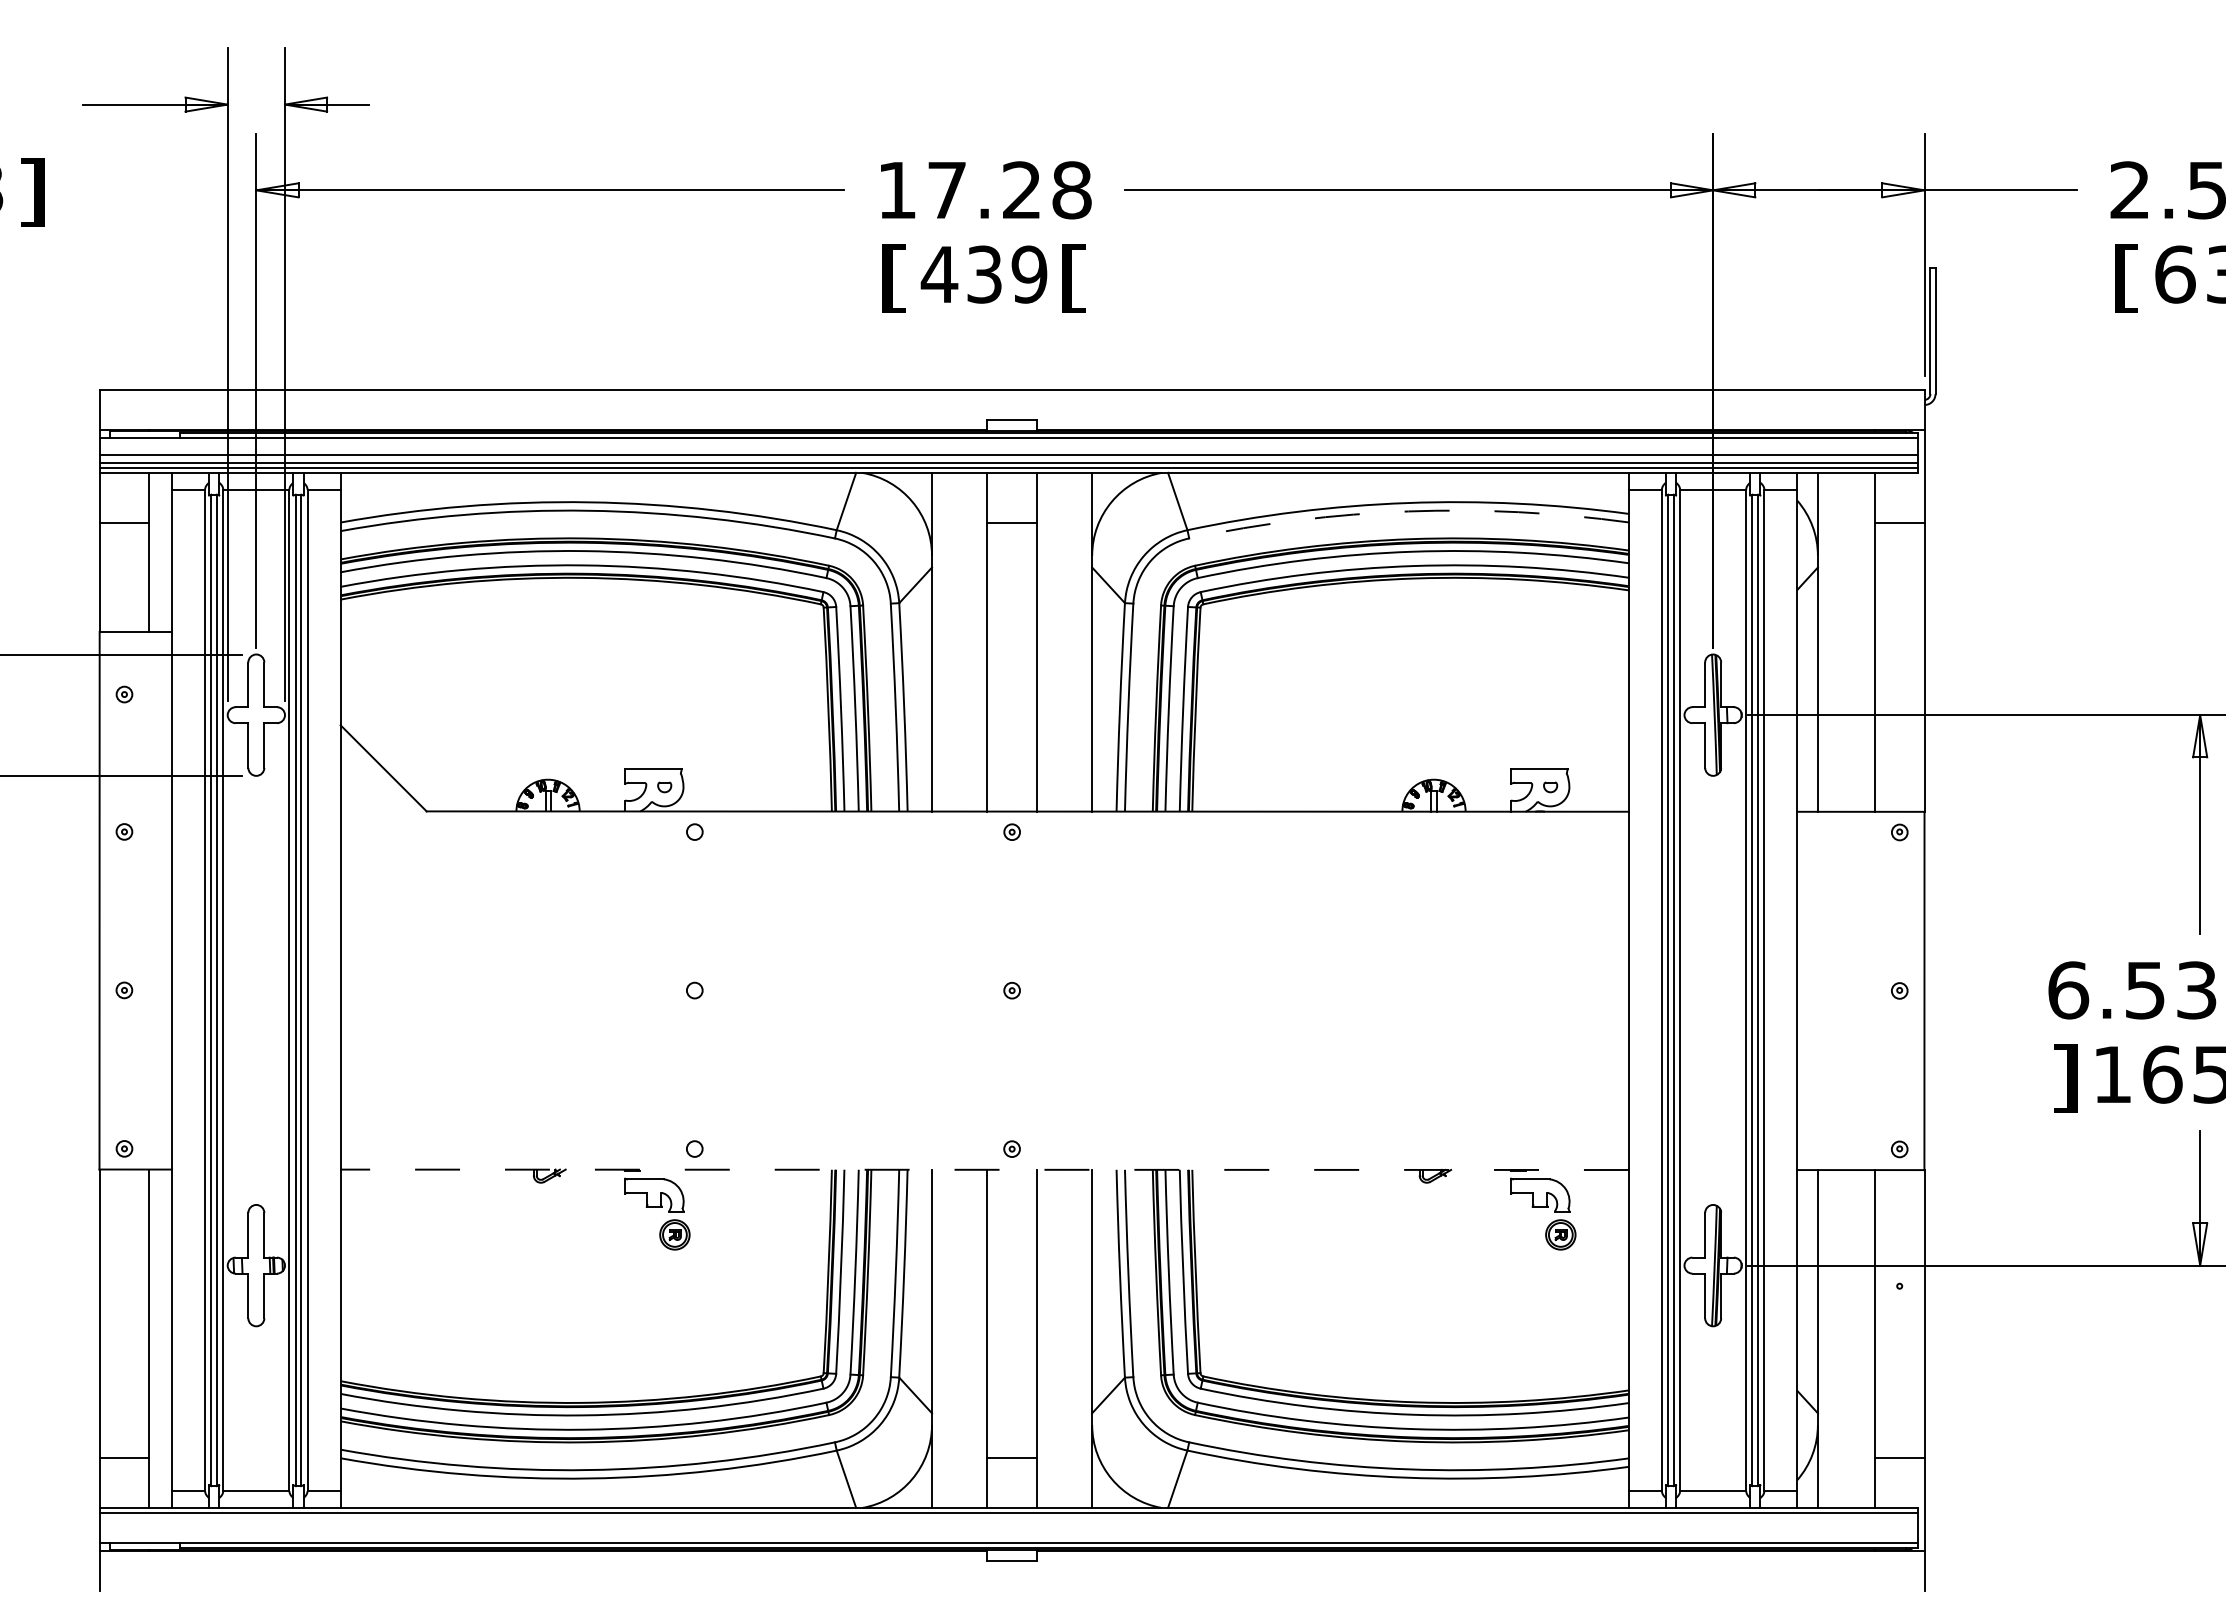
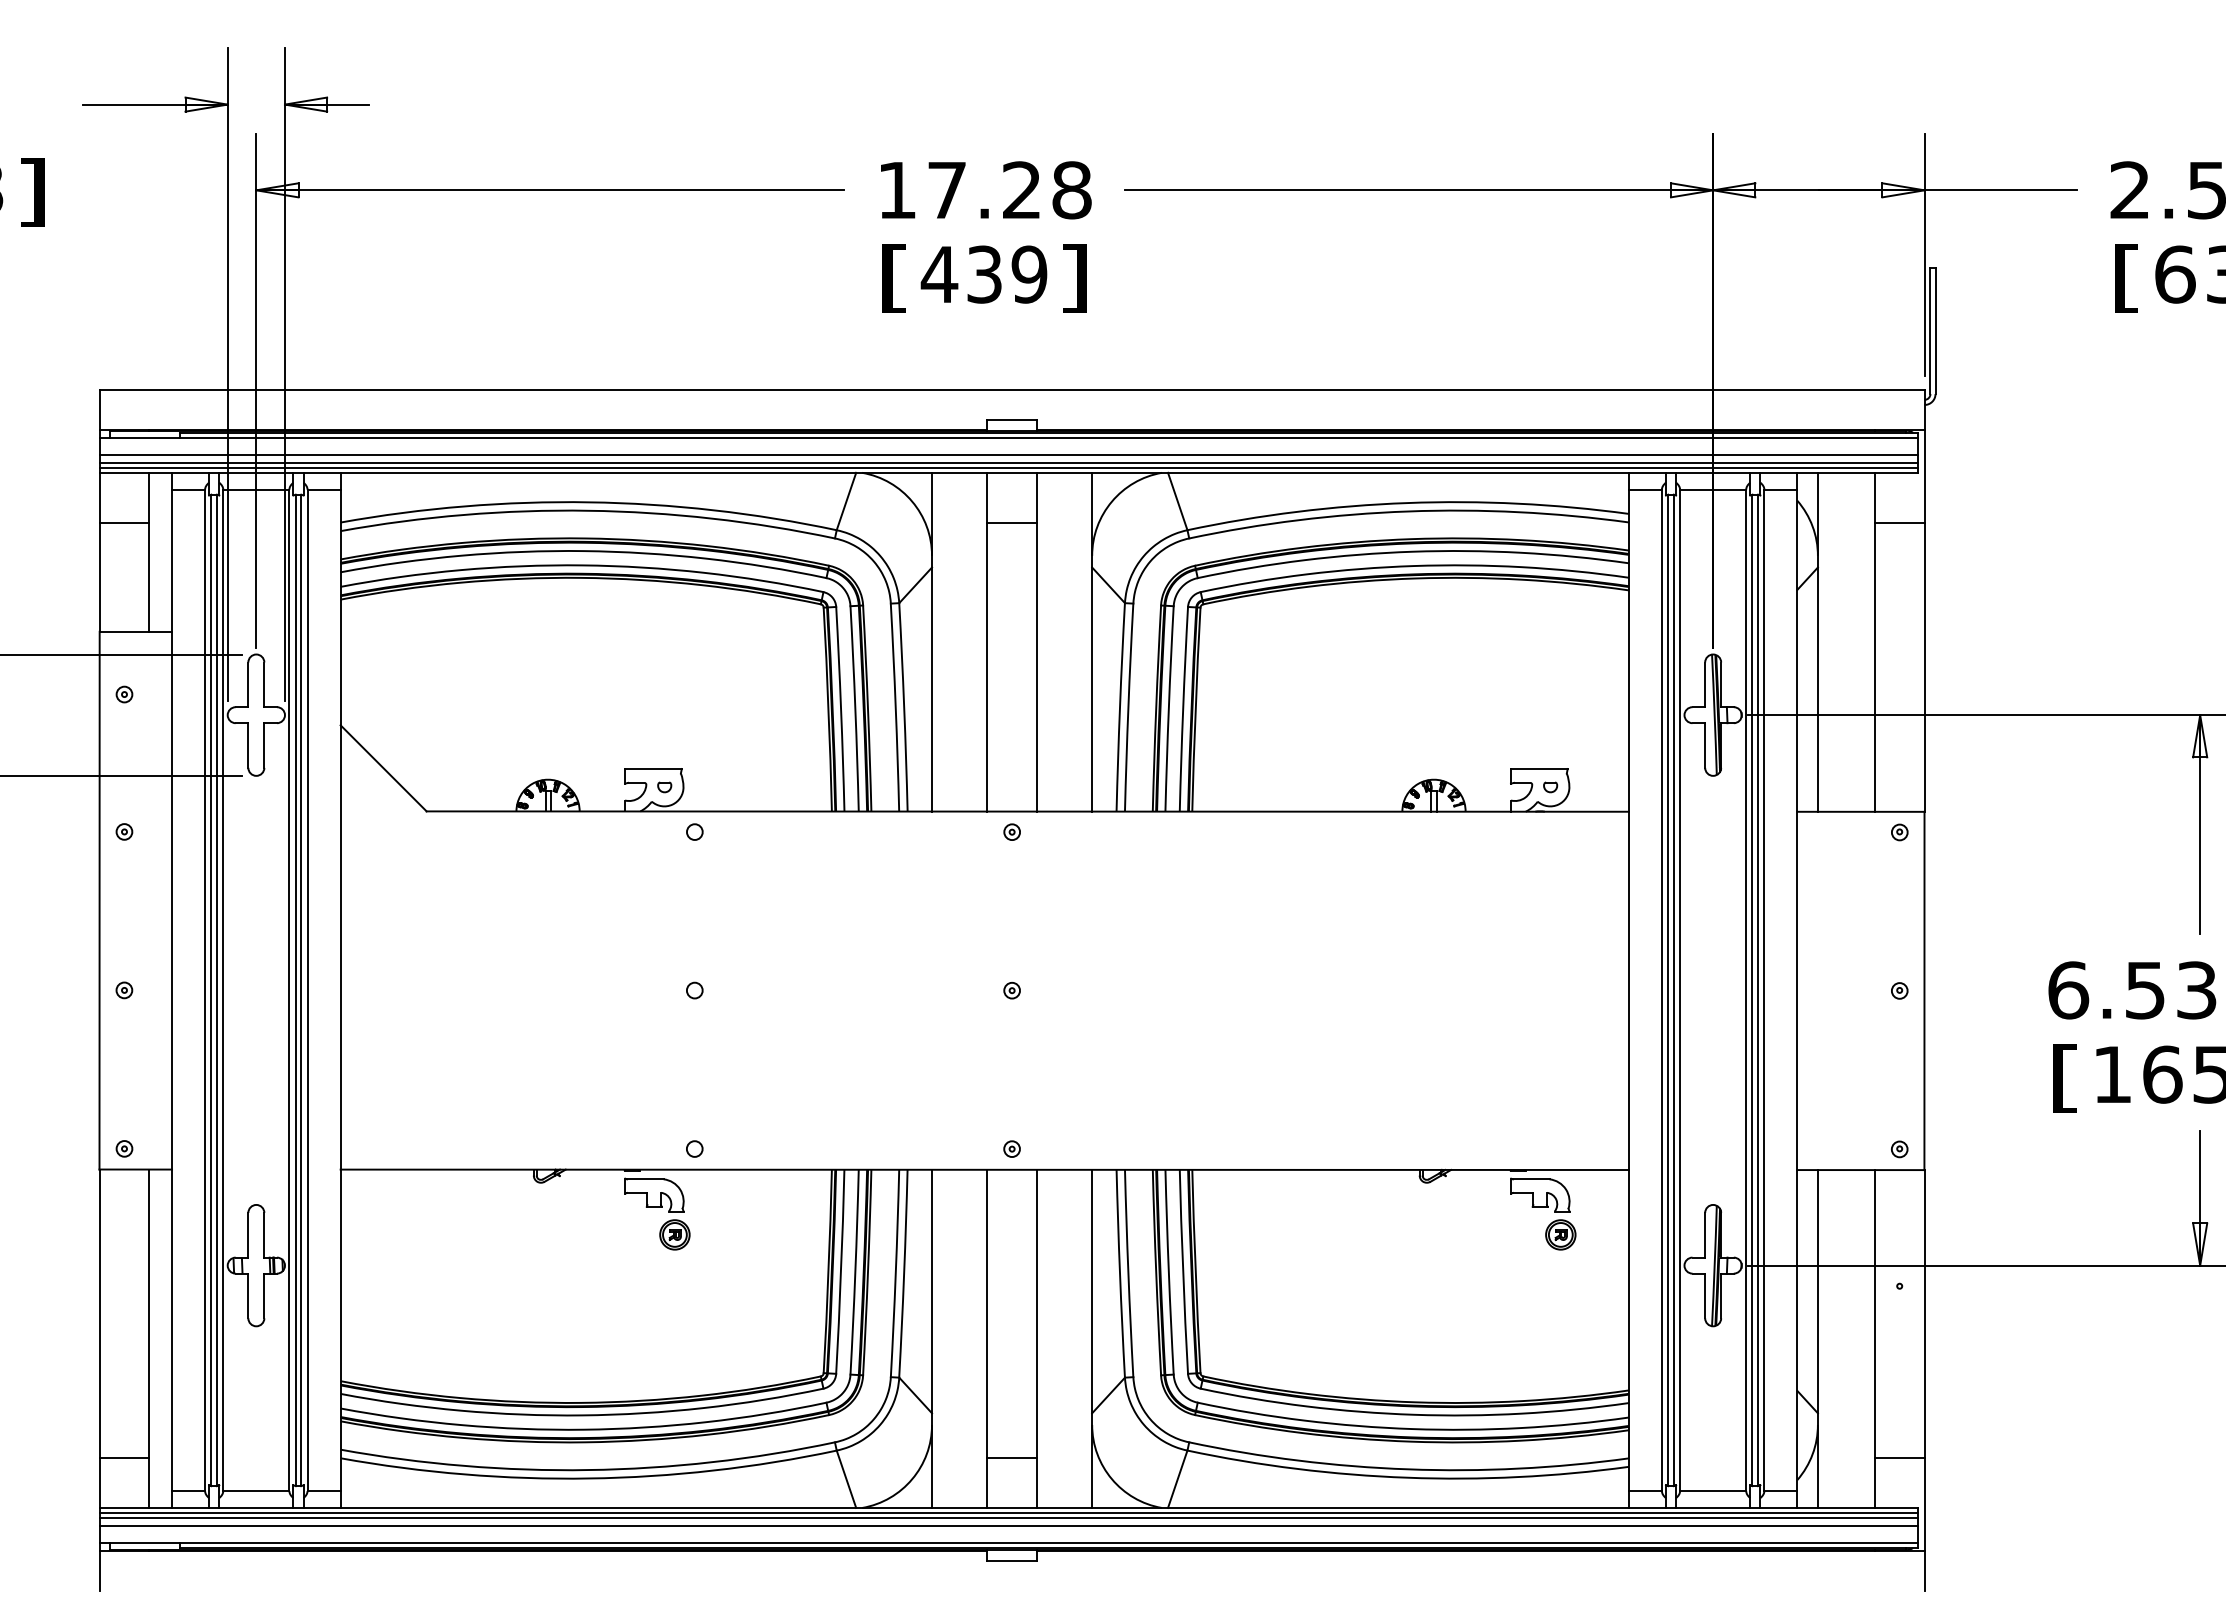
text: [ -> ] (1074, 278)
arc: dashed -> solid (1408, 511)
text: ] -> [ (2065, 1078)
line: dashed -> solid (984, 1169)
line: none -> present (1008, 1518)
line: none -> present (1008, 1526)
